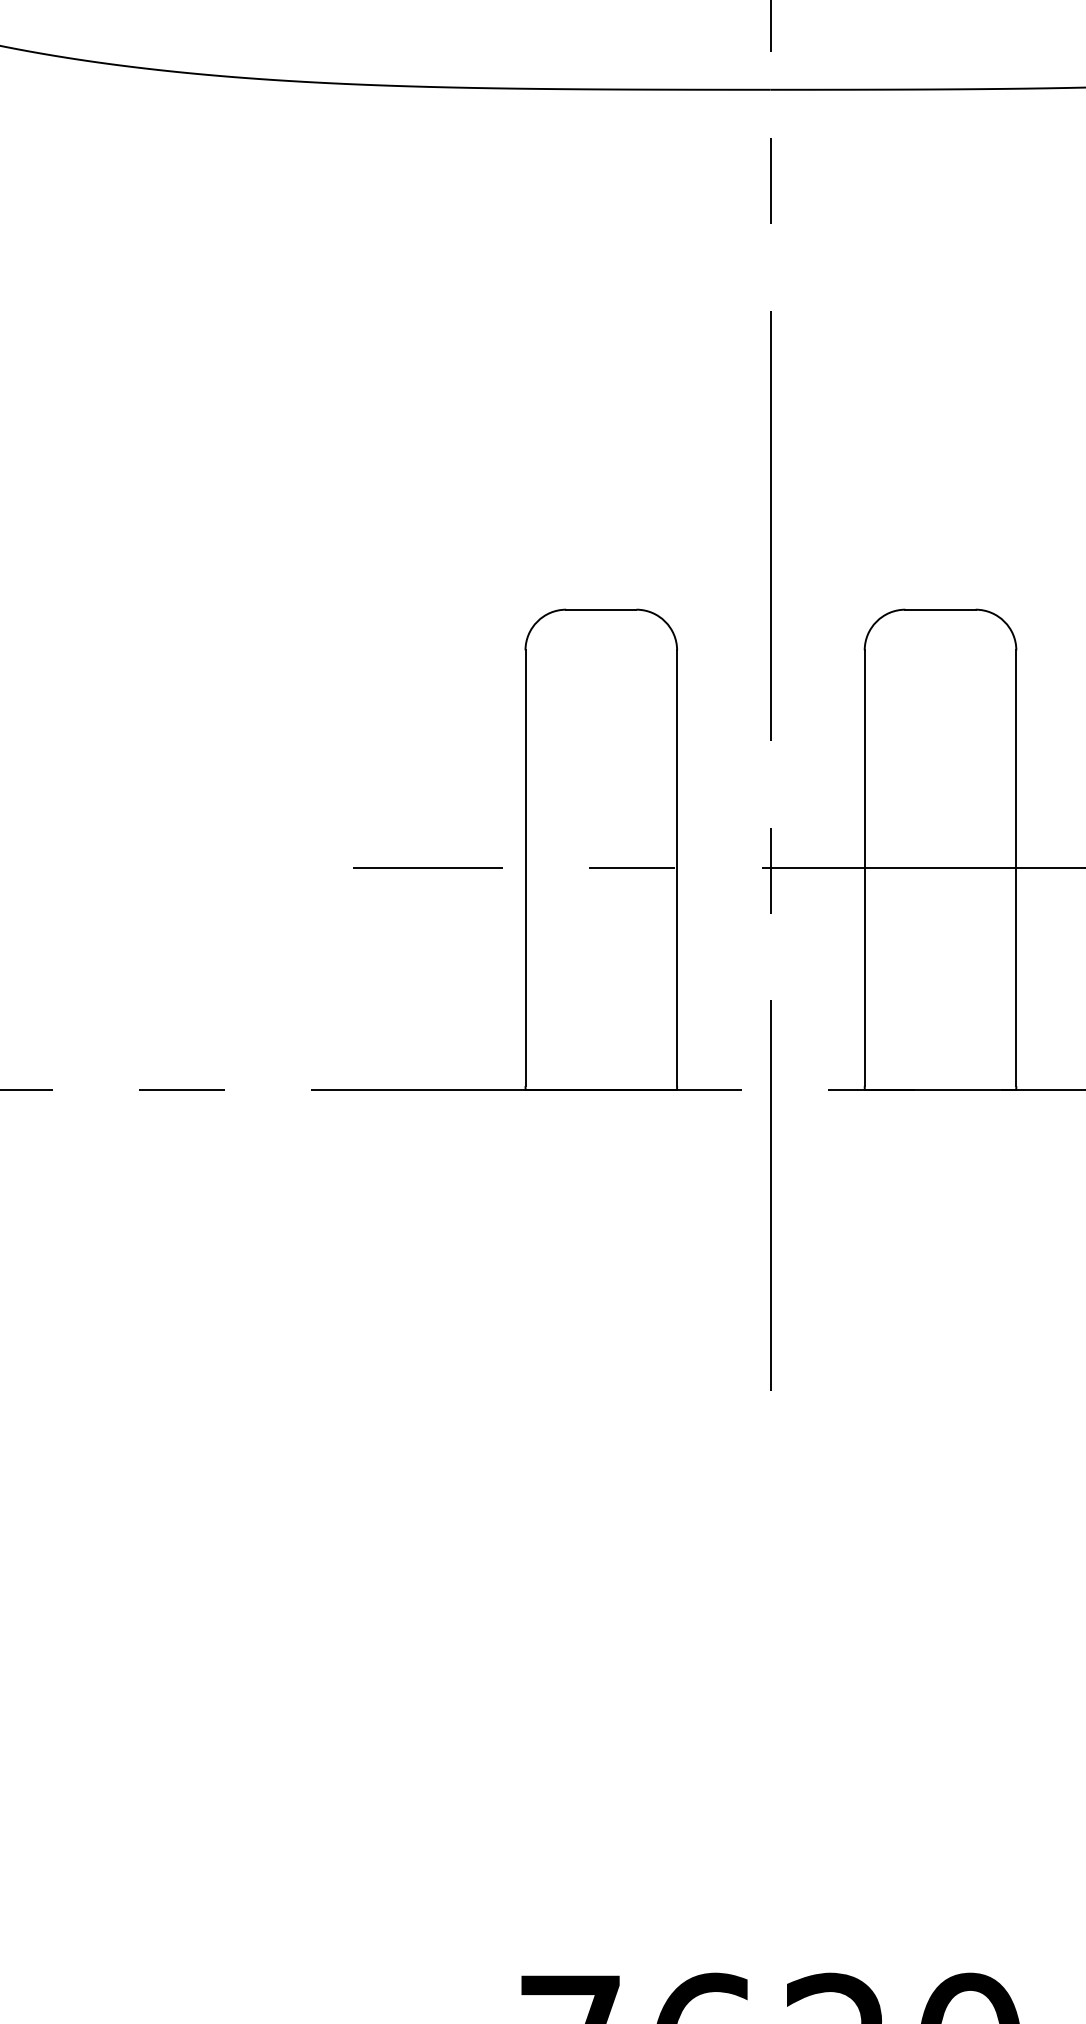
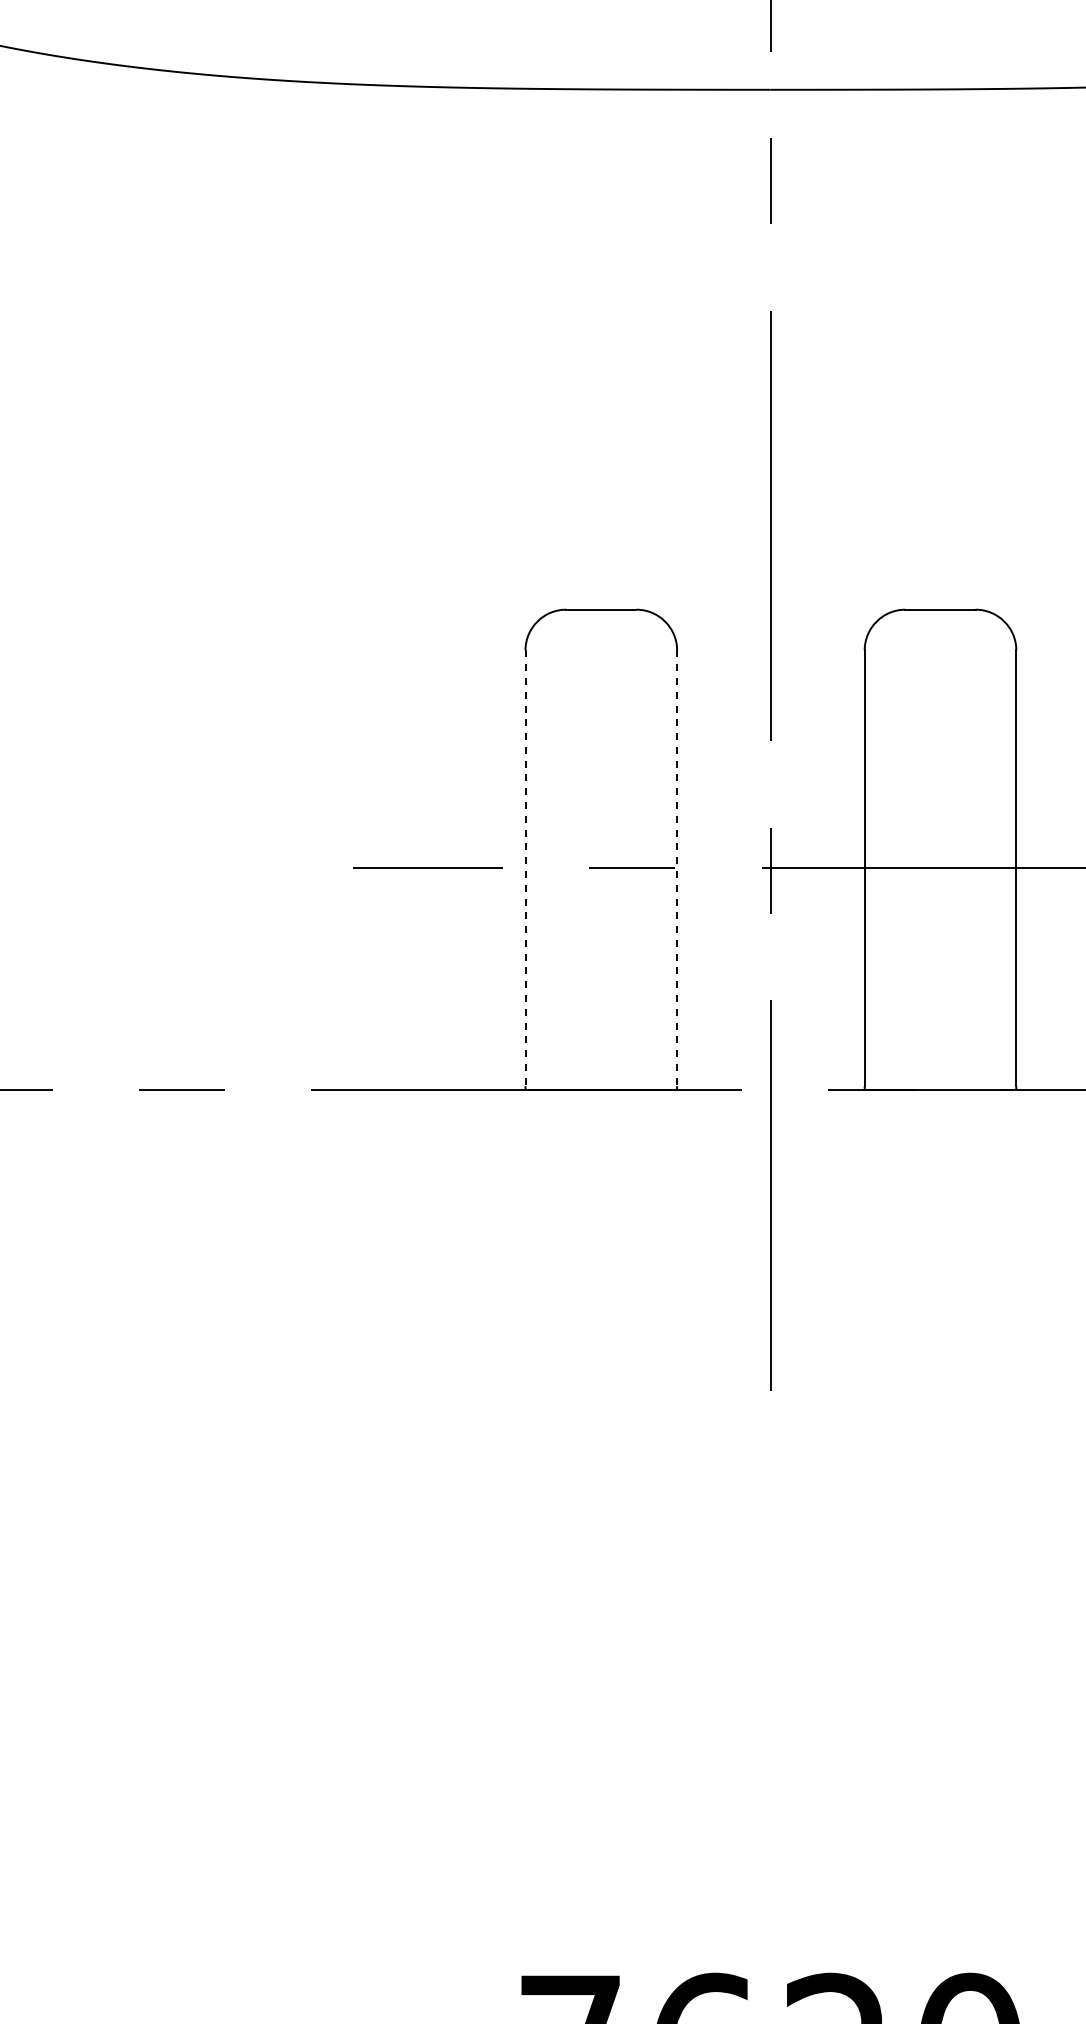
line: solid -> dashed (525, 868)
line: solid -> dashed (677, 868)
